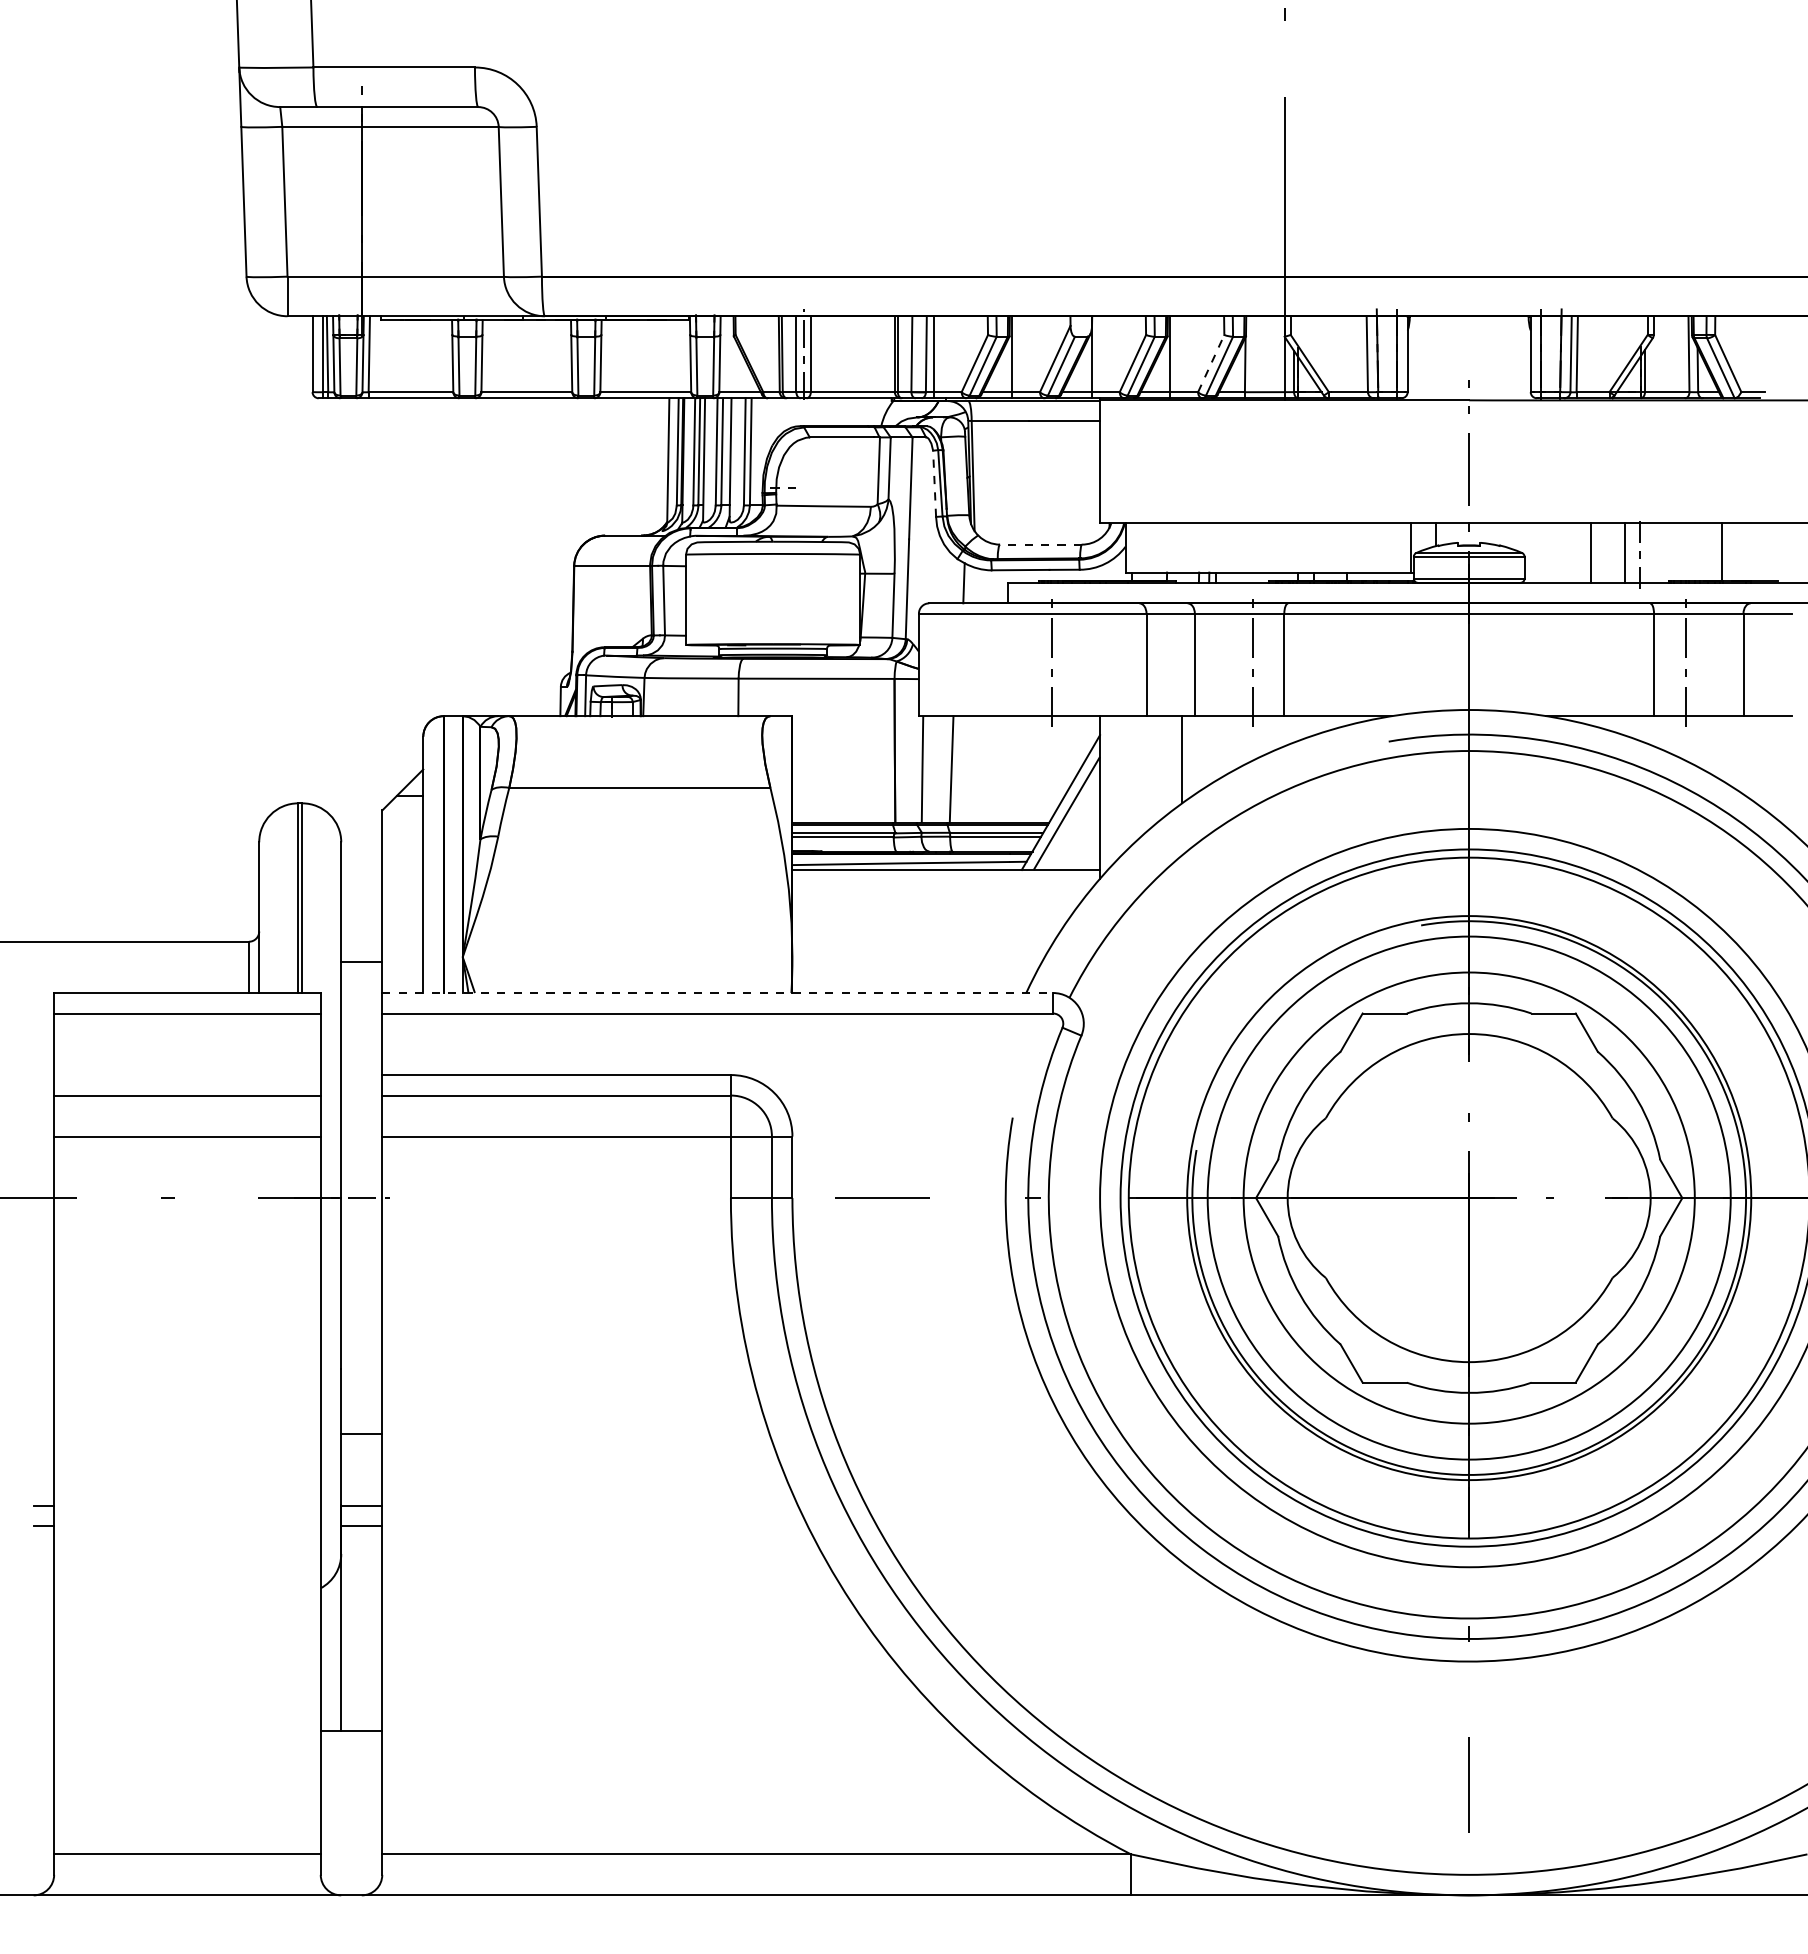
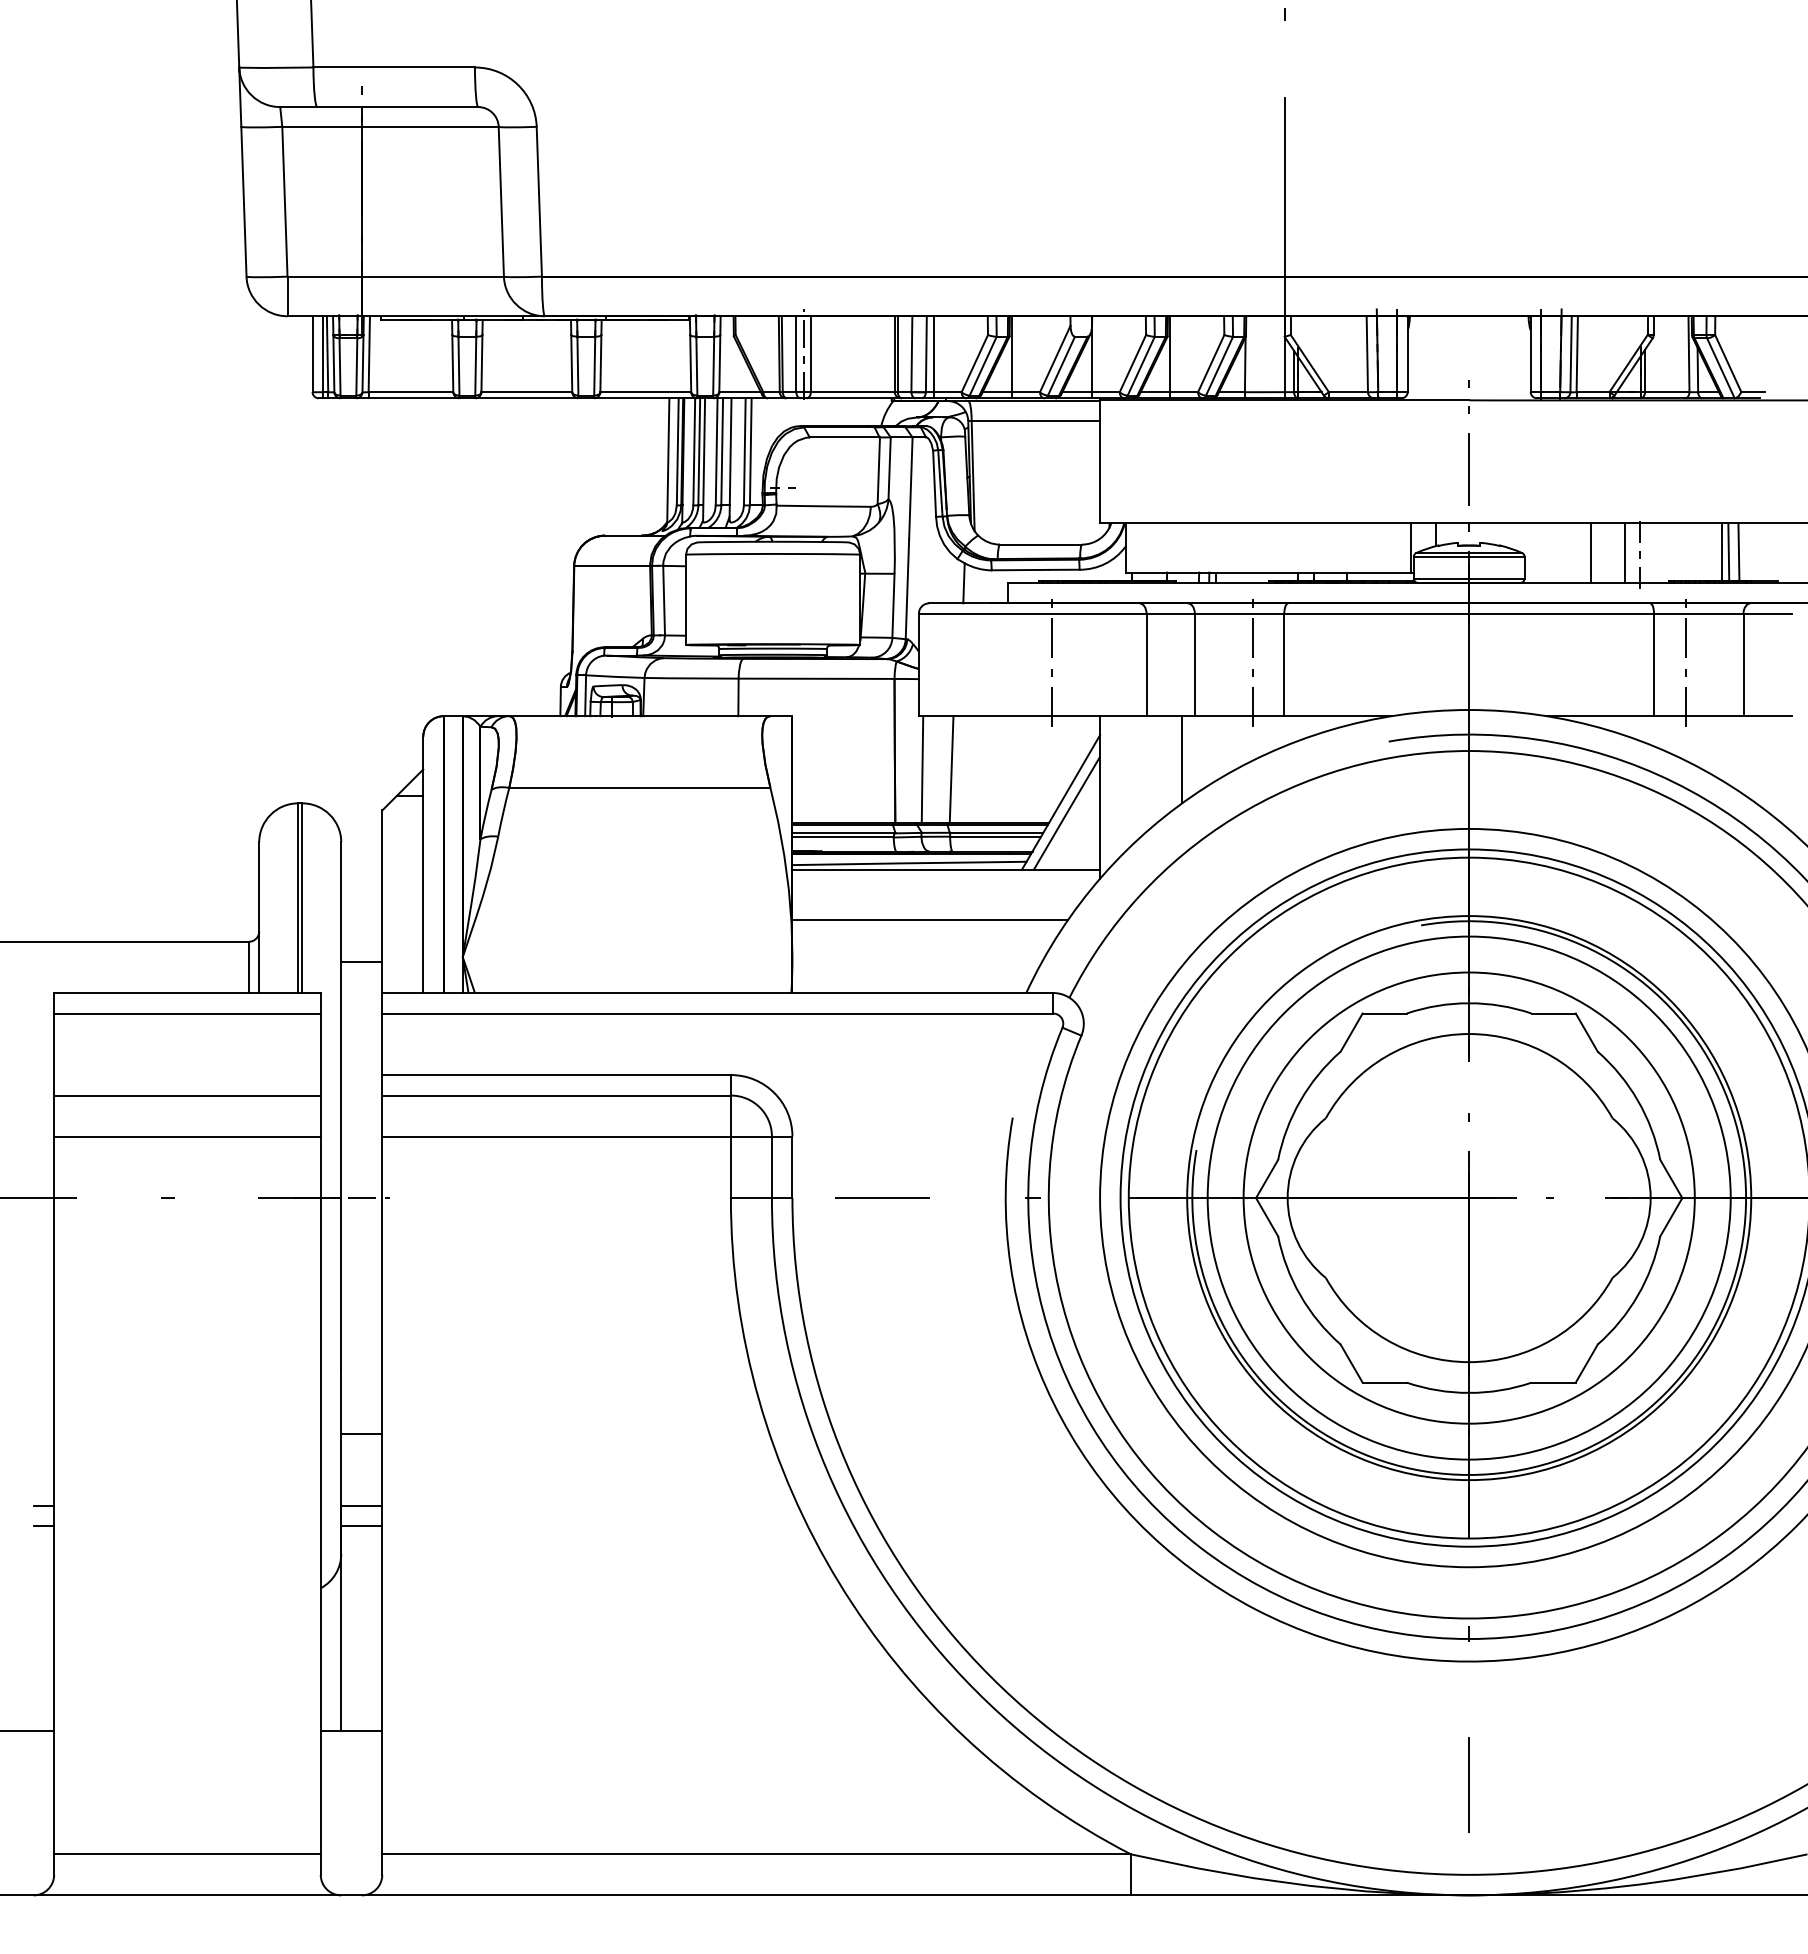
line: dashed -> solid (1211, 363)
line: dashed -> solid (934, 483)
line: dashed -> solid (1041, 544)
line: none -> present (1728, 551)
line: none -> present (1738, 551)
line: none -> present (930, 919)
line: dashed -> solid (718, 993)
line: none -> present (28, 1731)
